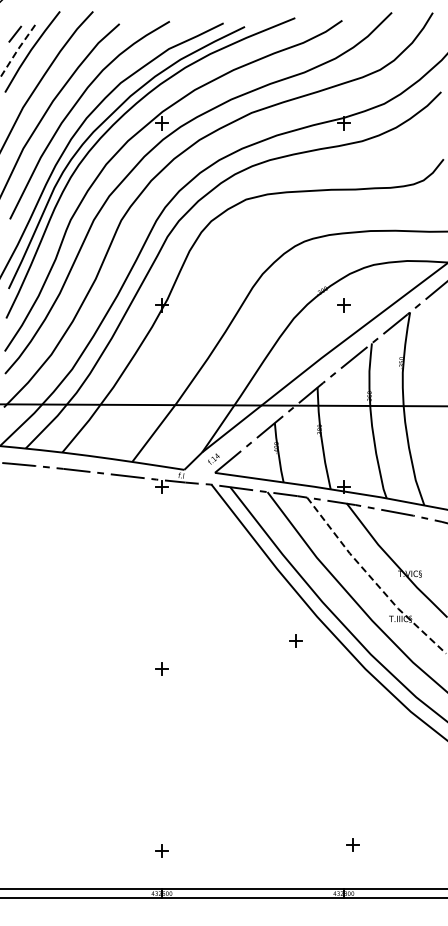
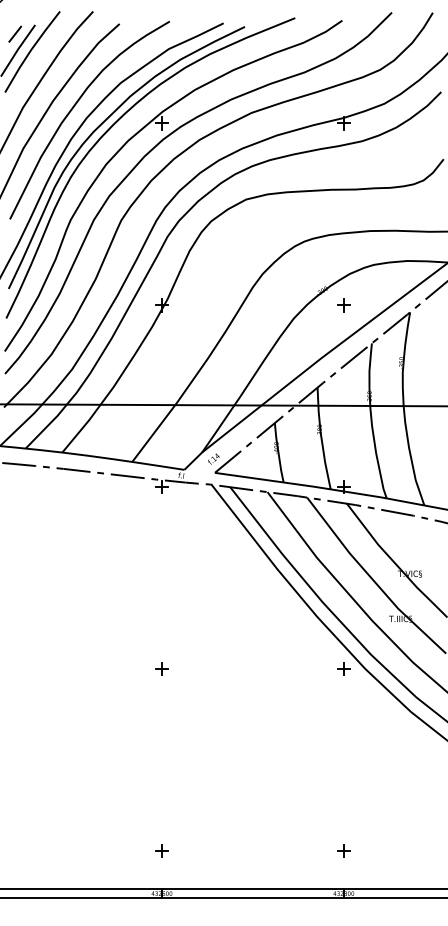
line: dashed -> solid (17, 50)
line: dashed -> solid (372, 579)
part position: (295, 640) -> (343, 668) (343, 668)
part position: (352, 844) -> (343, 850) (343, 850)
